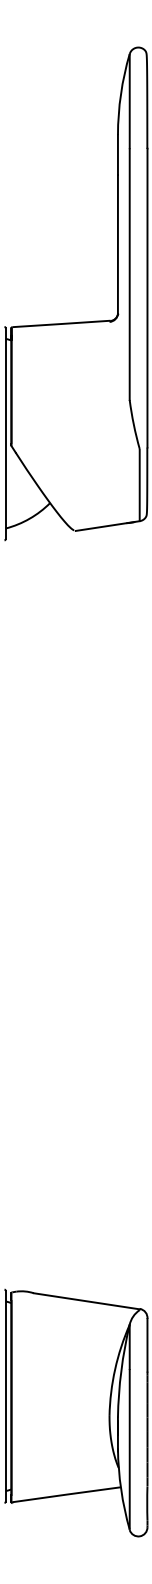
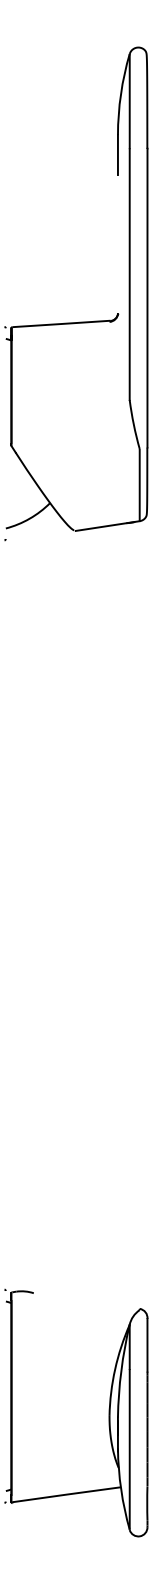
line: present -> none (117, 244)
line: present -> none (5, 433)
line: present -> none (86, 1301)
line: present -> none (5, 1395)
